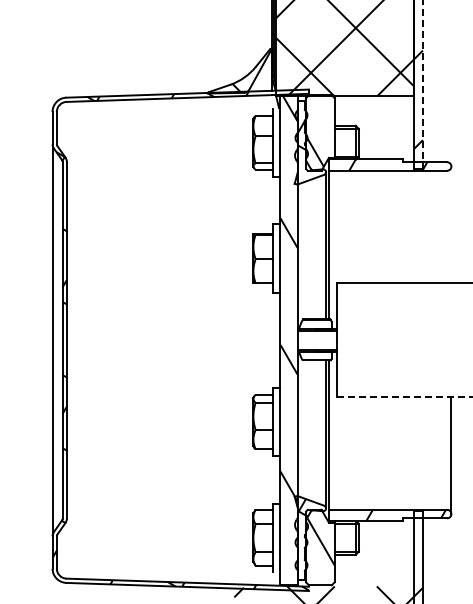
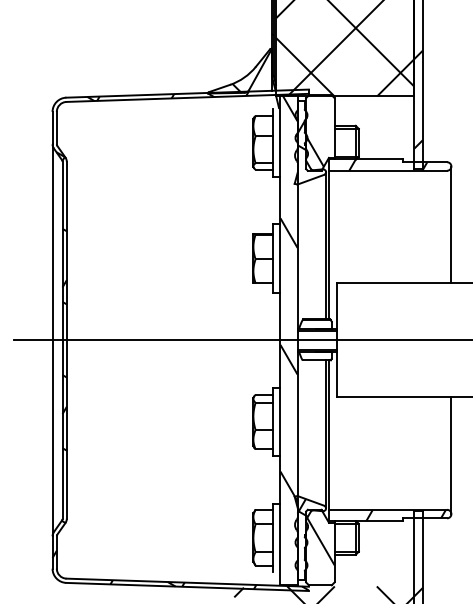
line: dashed -> solid (422, 85)
line: none -> present (451, 224)
line: none -> present (241, 340)
line: dashed -> solid (405, 397)
